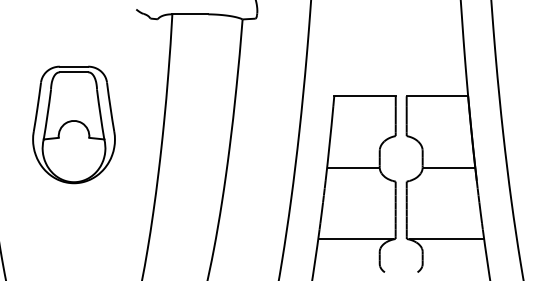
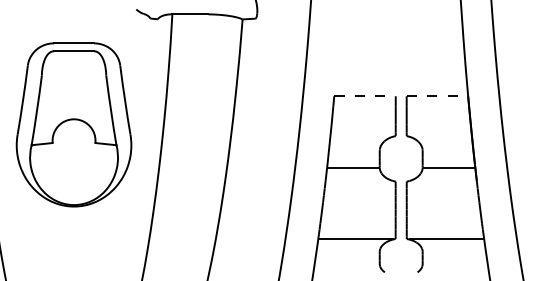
line: solid -> dashed (365, 96)
line: solid -> dashed (437, 96)
part size: 84x120 px -> 118x166 px (73, 124)
